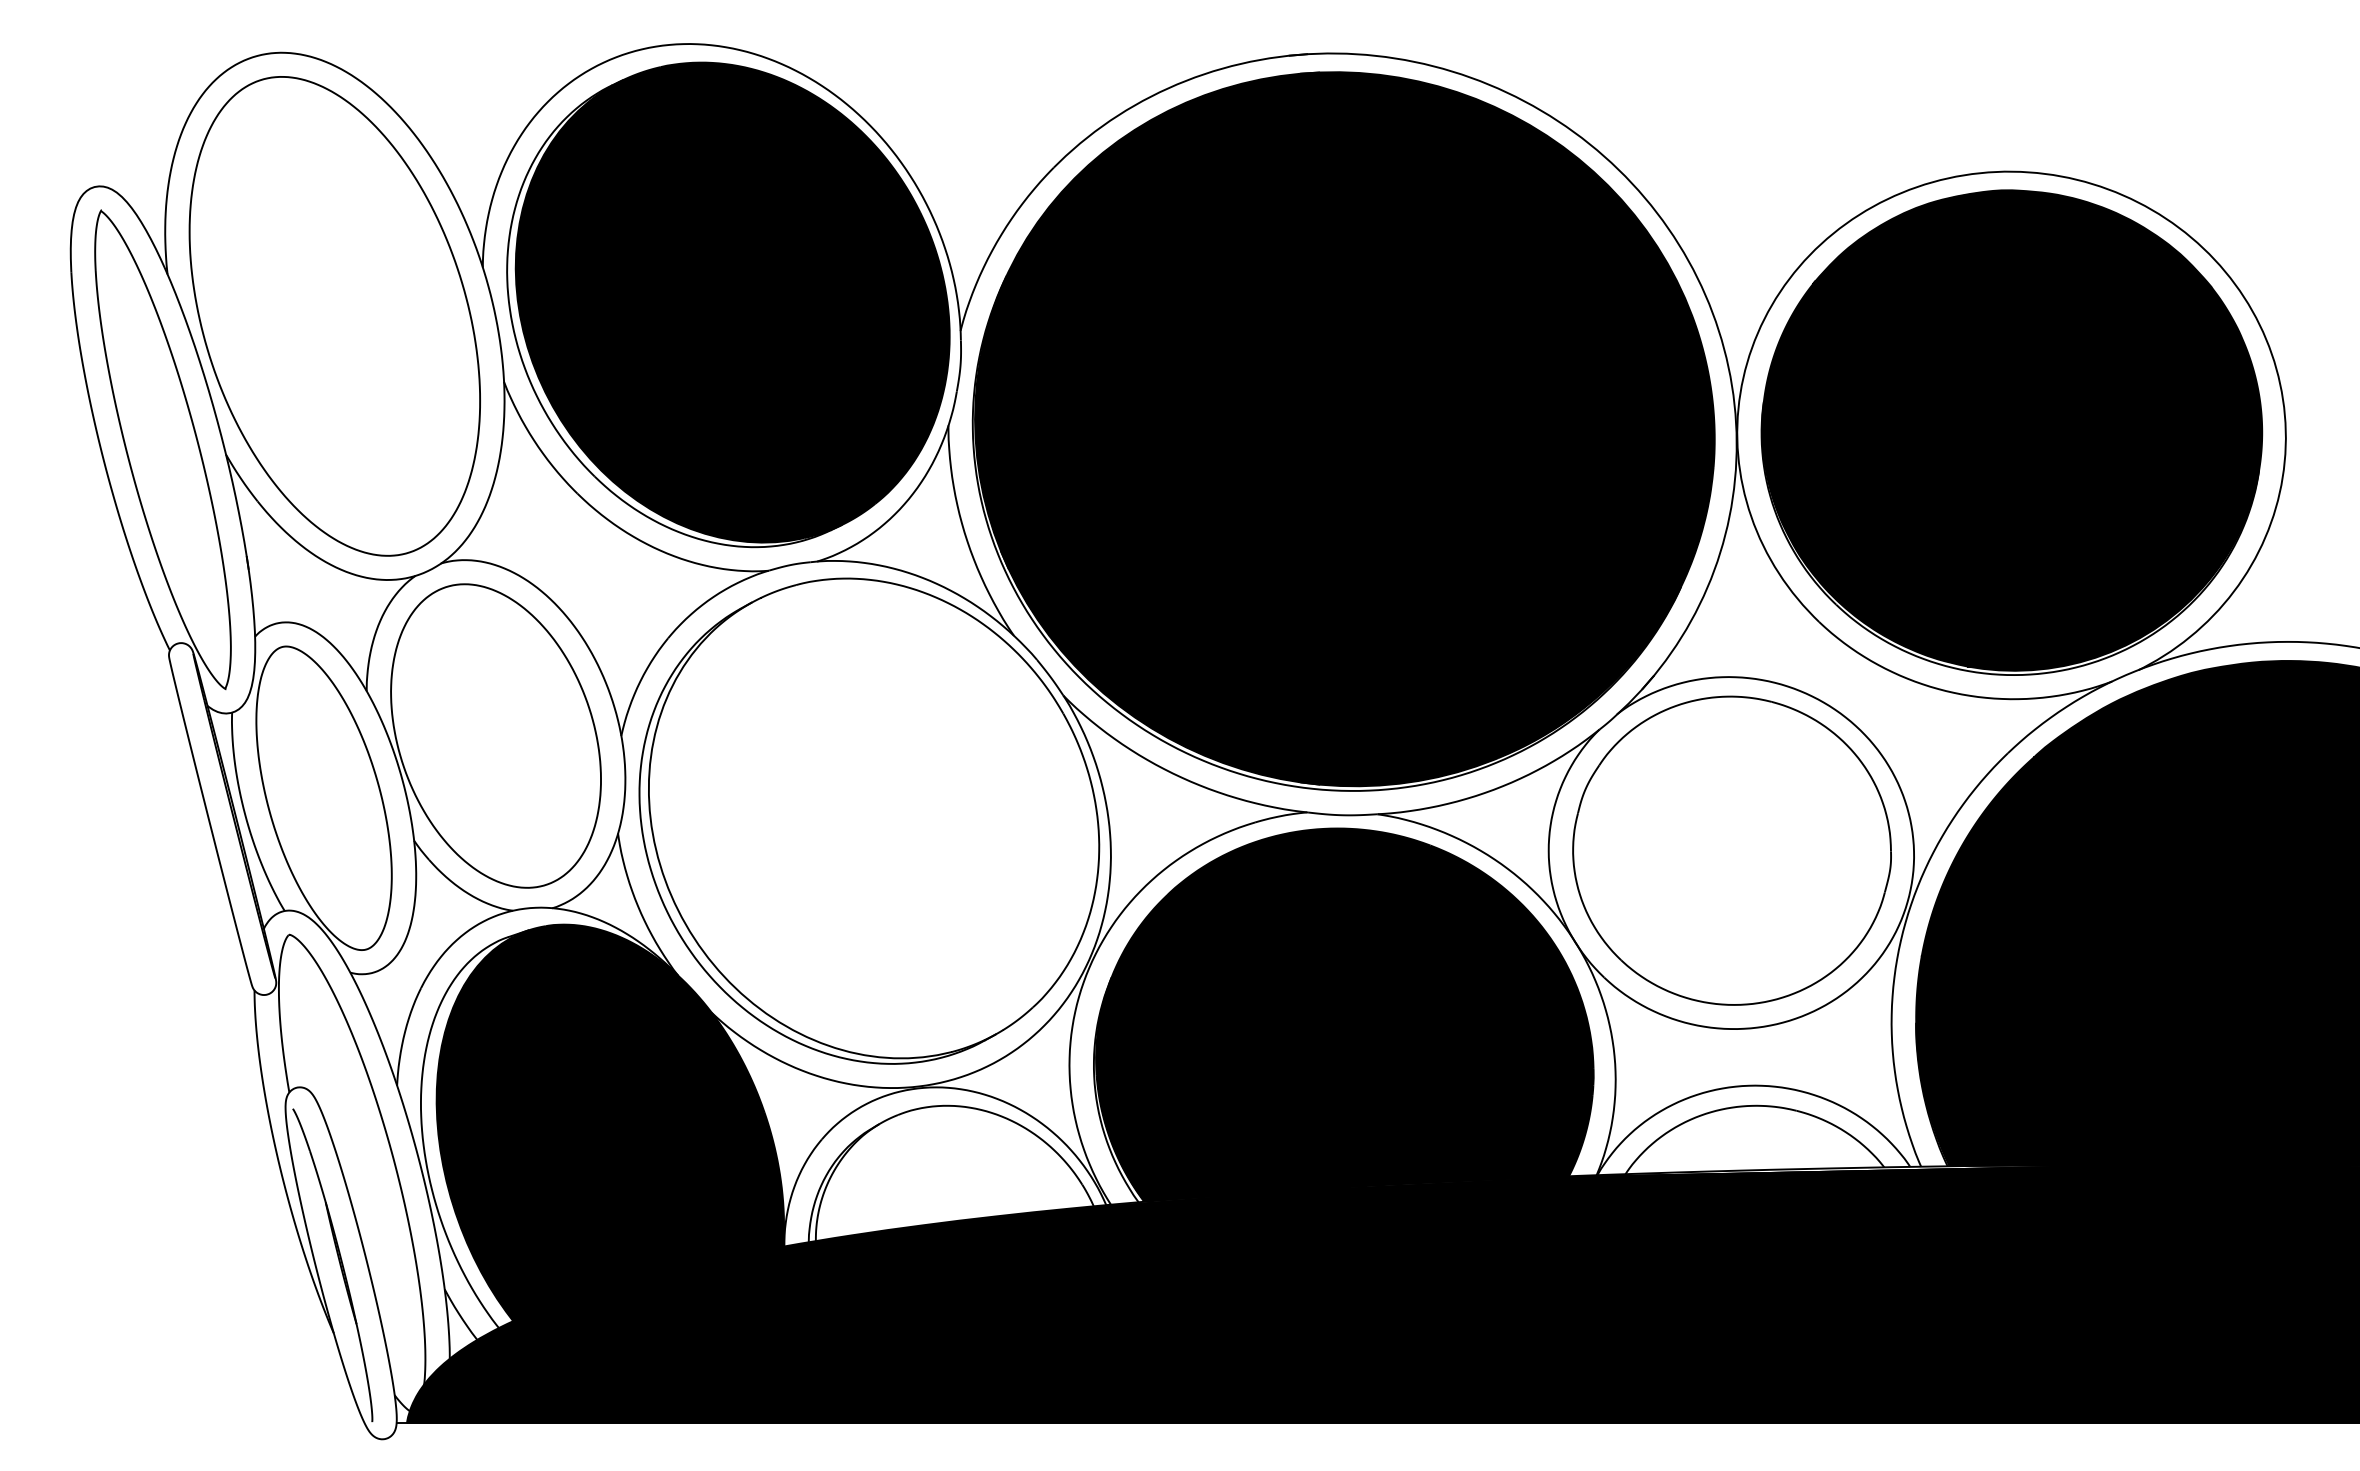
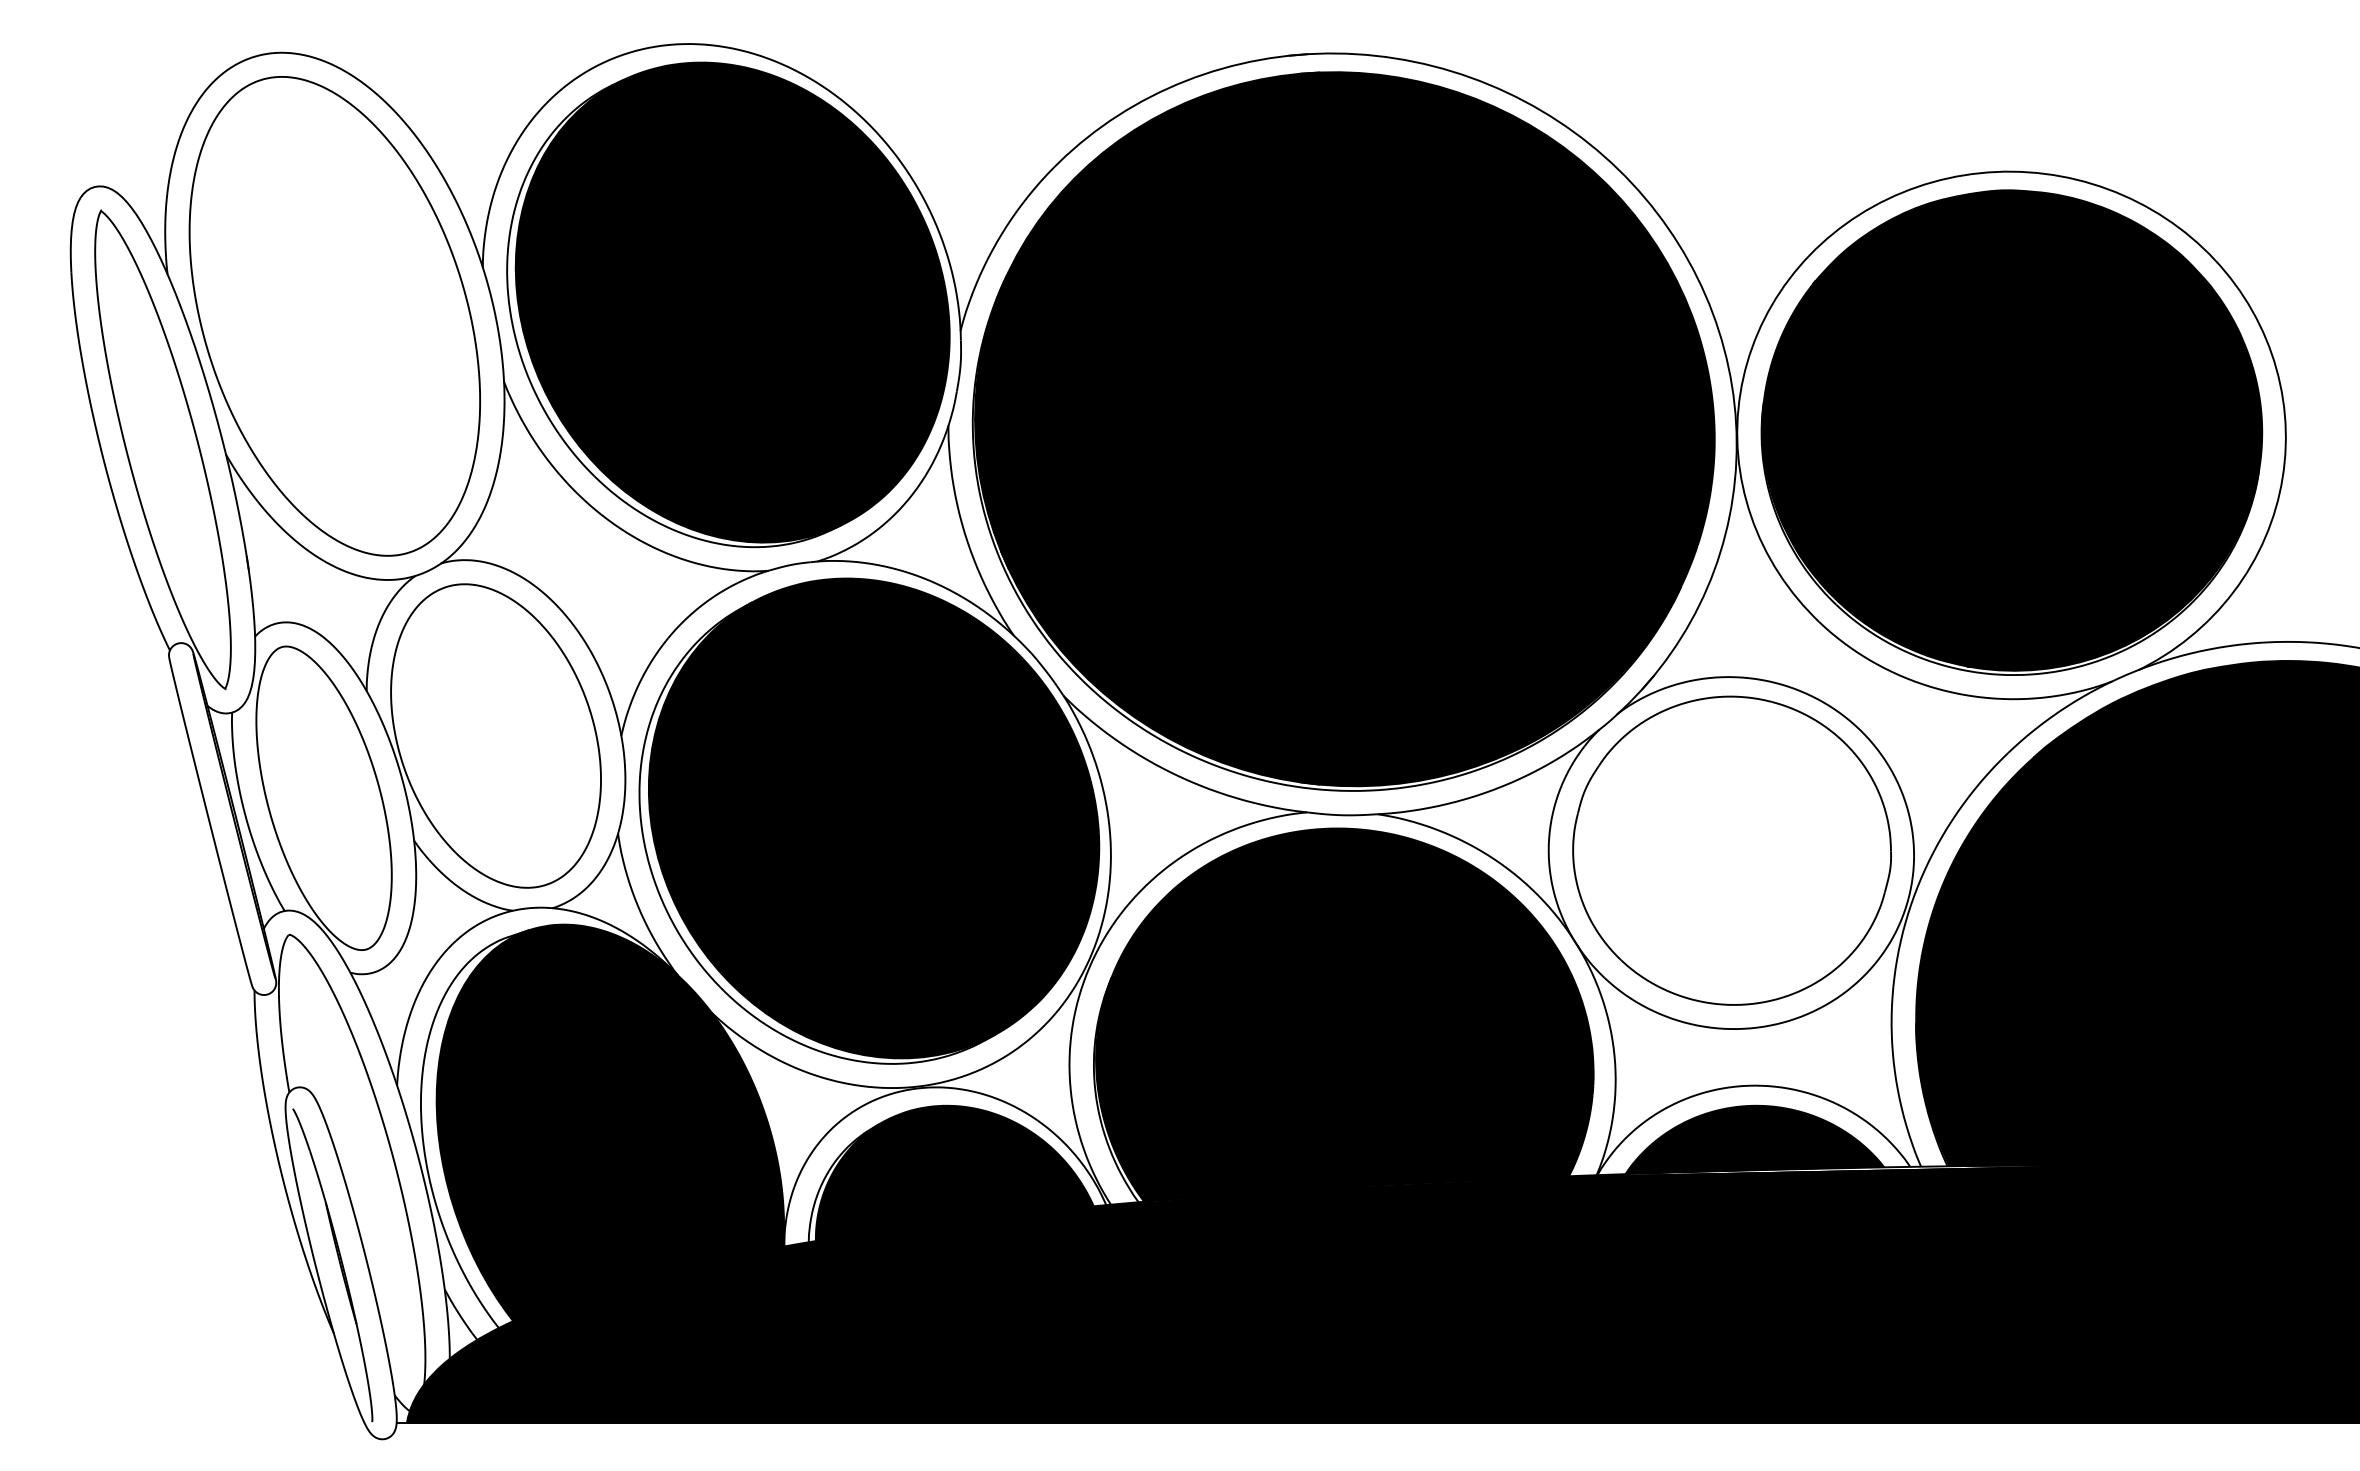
fill: none -> present (873, 818)
fill: none -> present (1754, 1139)
fill: none -> present (954, 1173)
